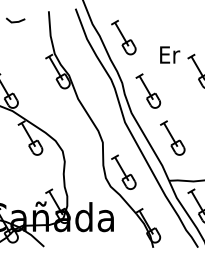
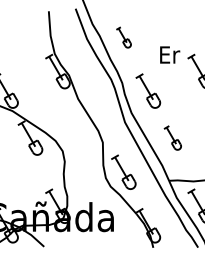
line: present -> none (15, 21)
part size: 26x37 px -> 16x23 px (123, 37)
part size: 26x36 px -> 19x26 px (172, 137)
